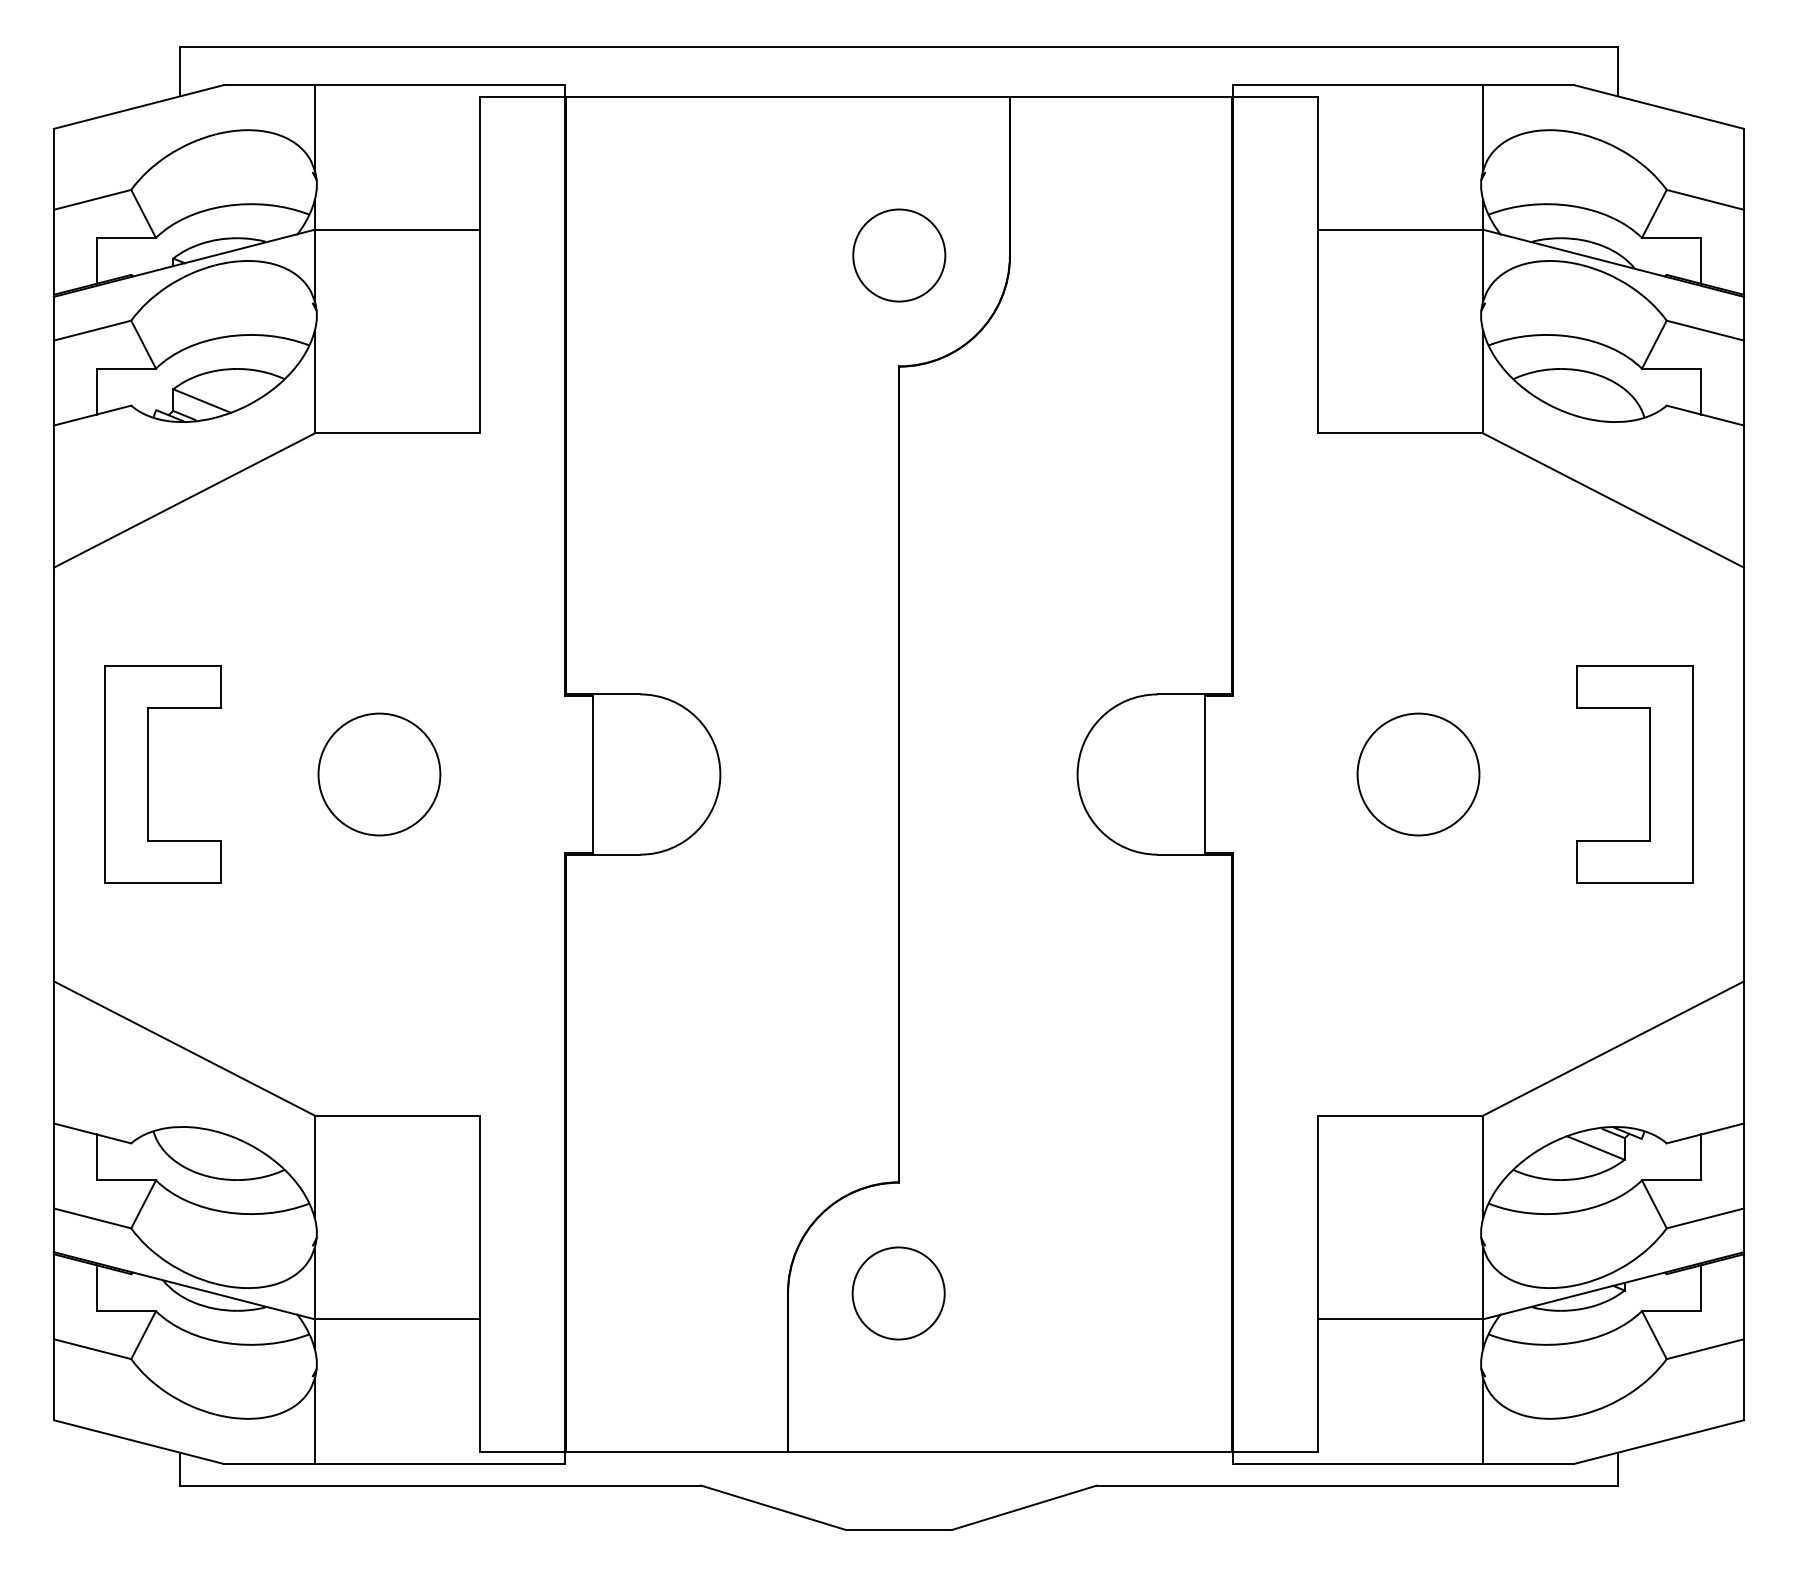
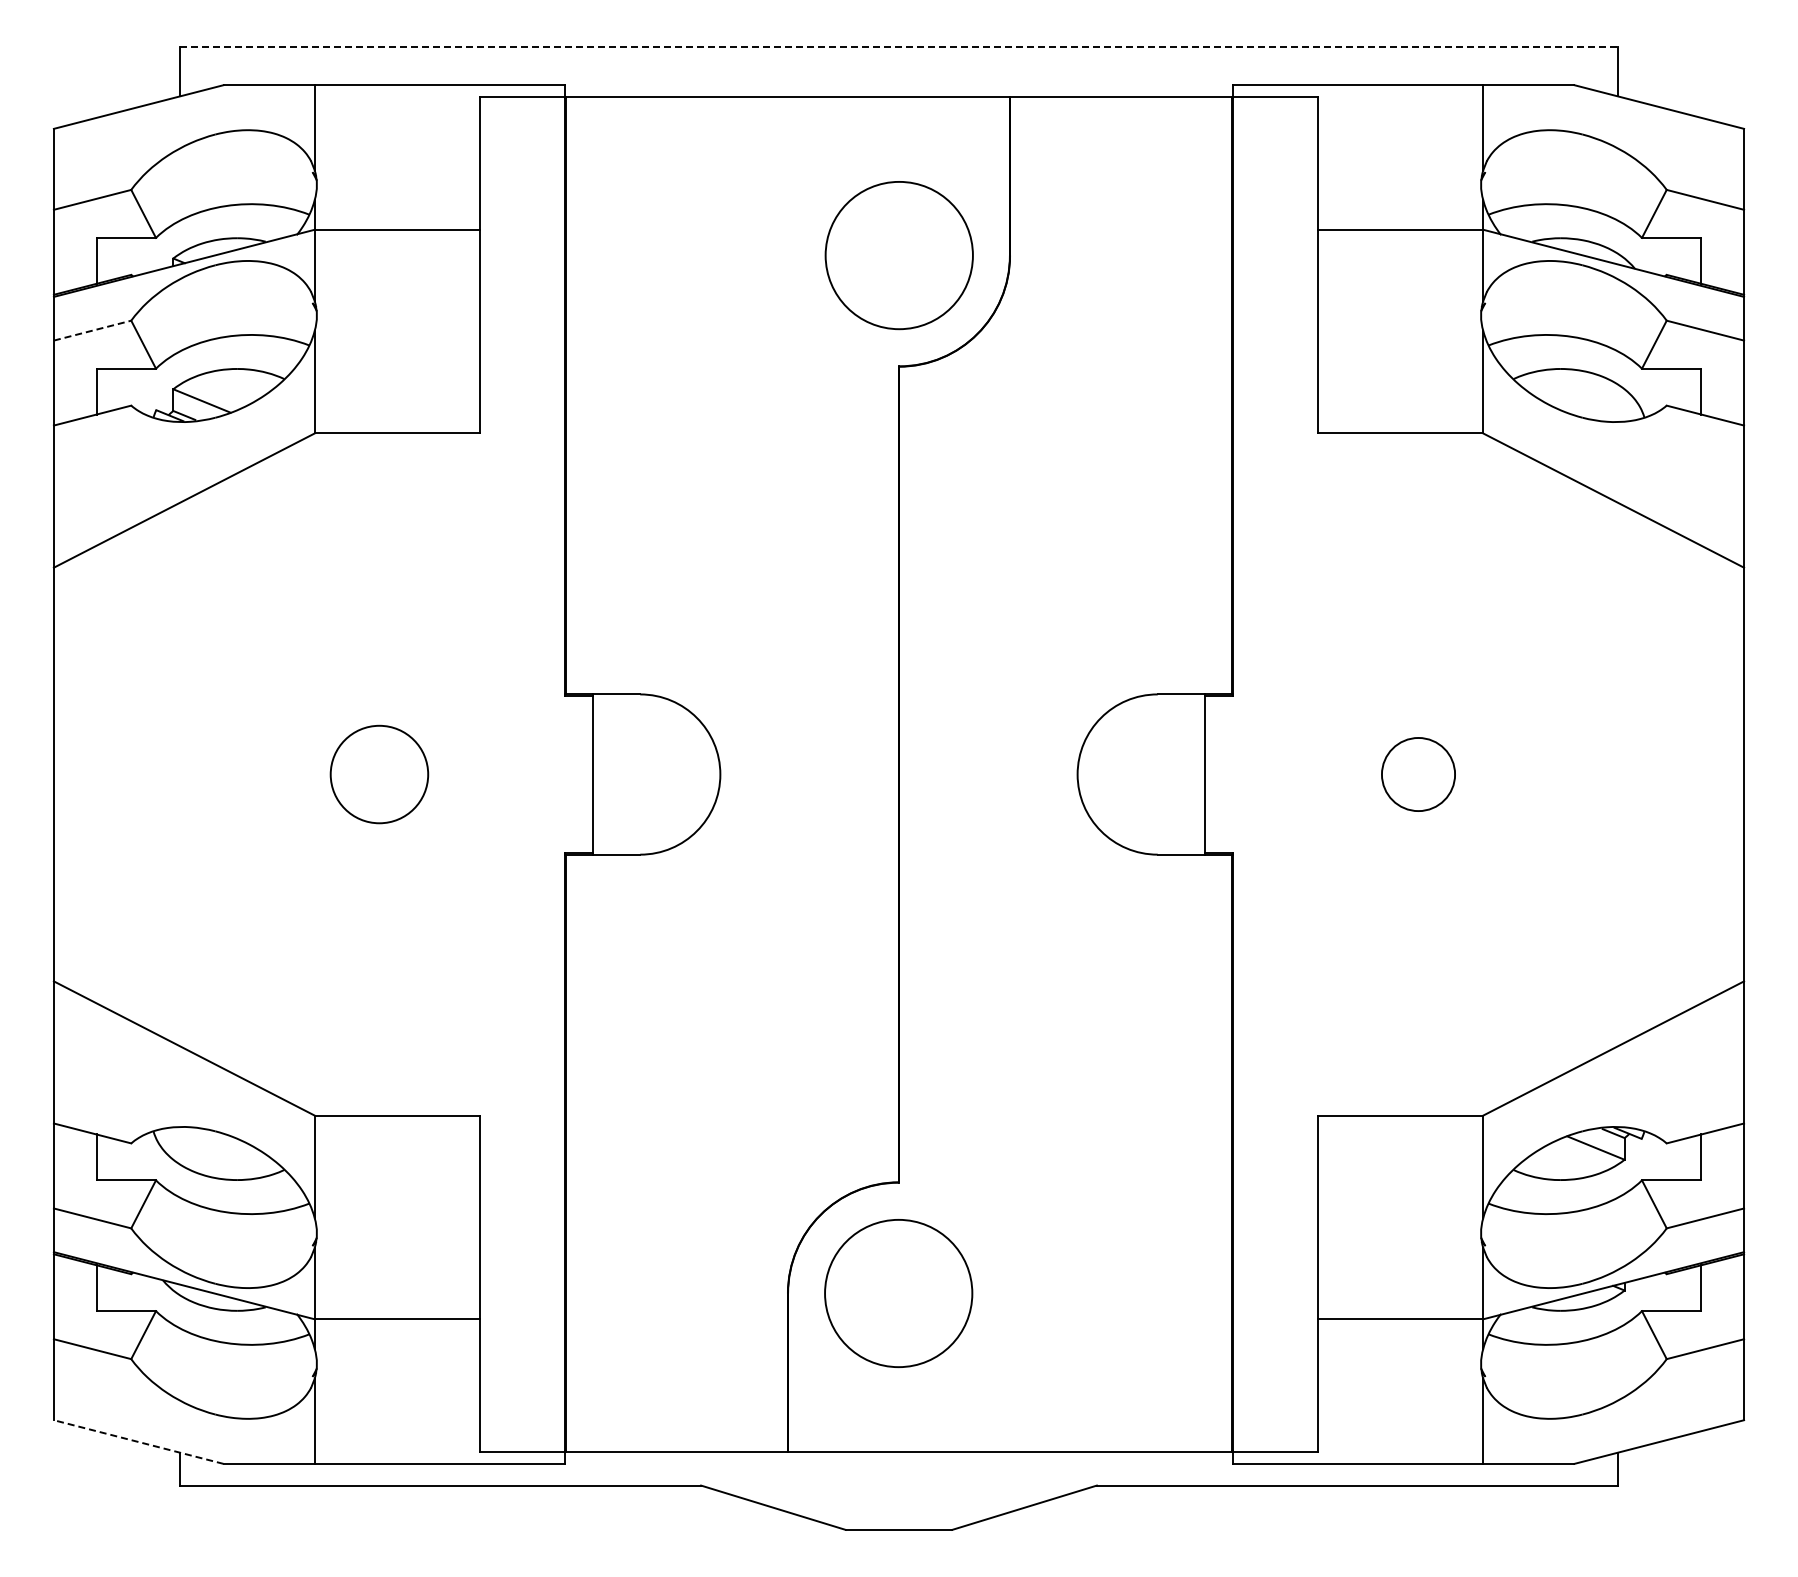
line: solid -> dashed (899, 47)
circle diameter: 92 px -> 147 px (898, 255)
line: solid -> dashed (92, 330)
part: present -> none (148, 774)
circle diameter: 122 px -> 97 px (379, 774)
circle diameter: 122 px -> 73 px (1418, 774)
part: present -> none (1649, 774)
circle diameter: 92 px -> 147 px (898, 1293)
line: solid -> dashed (138, 1442)
